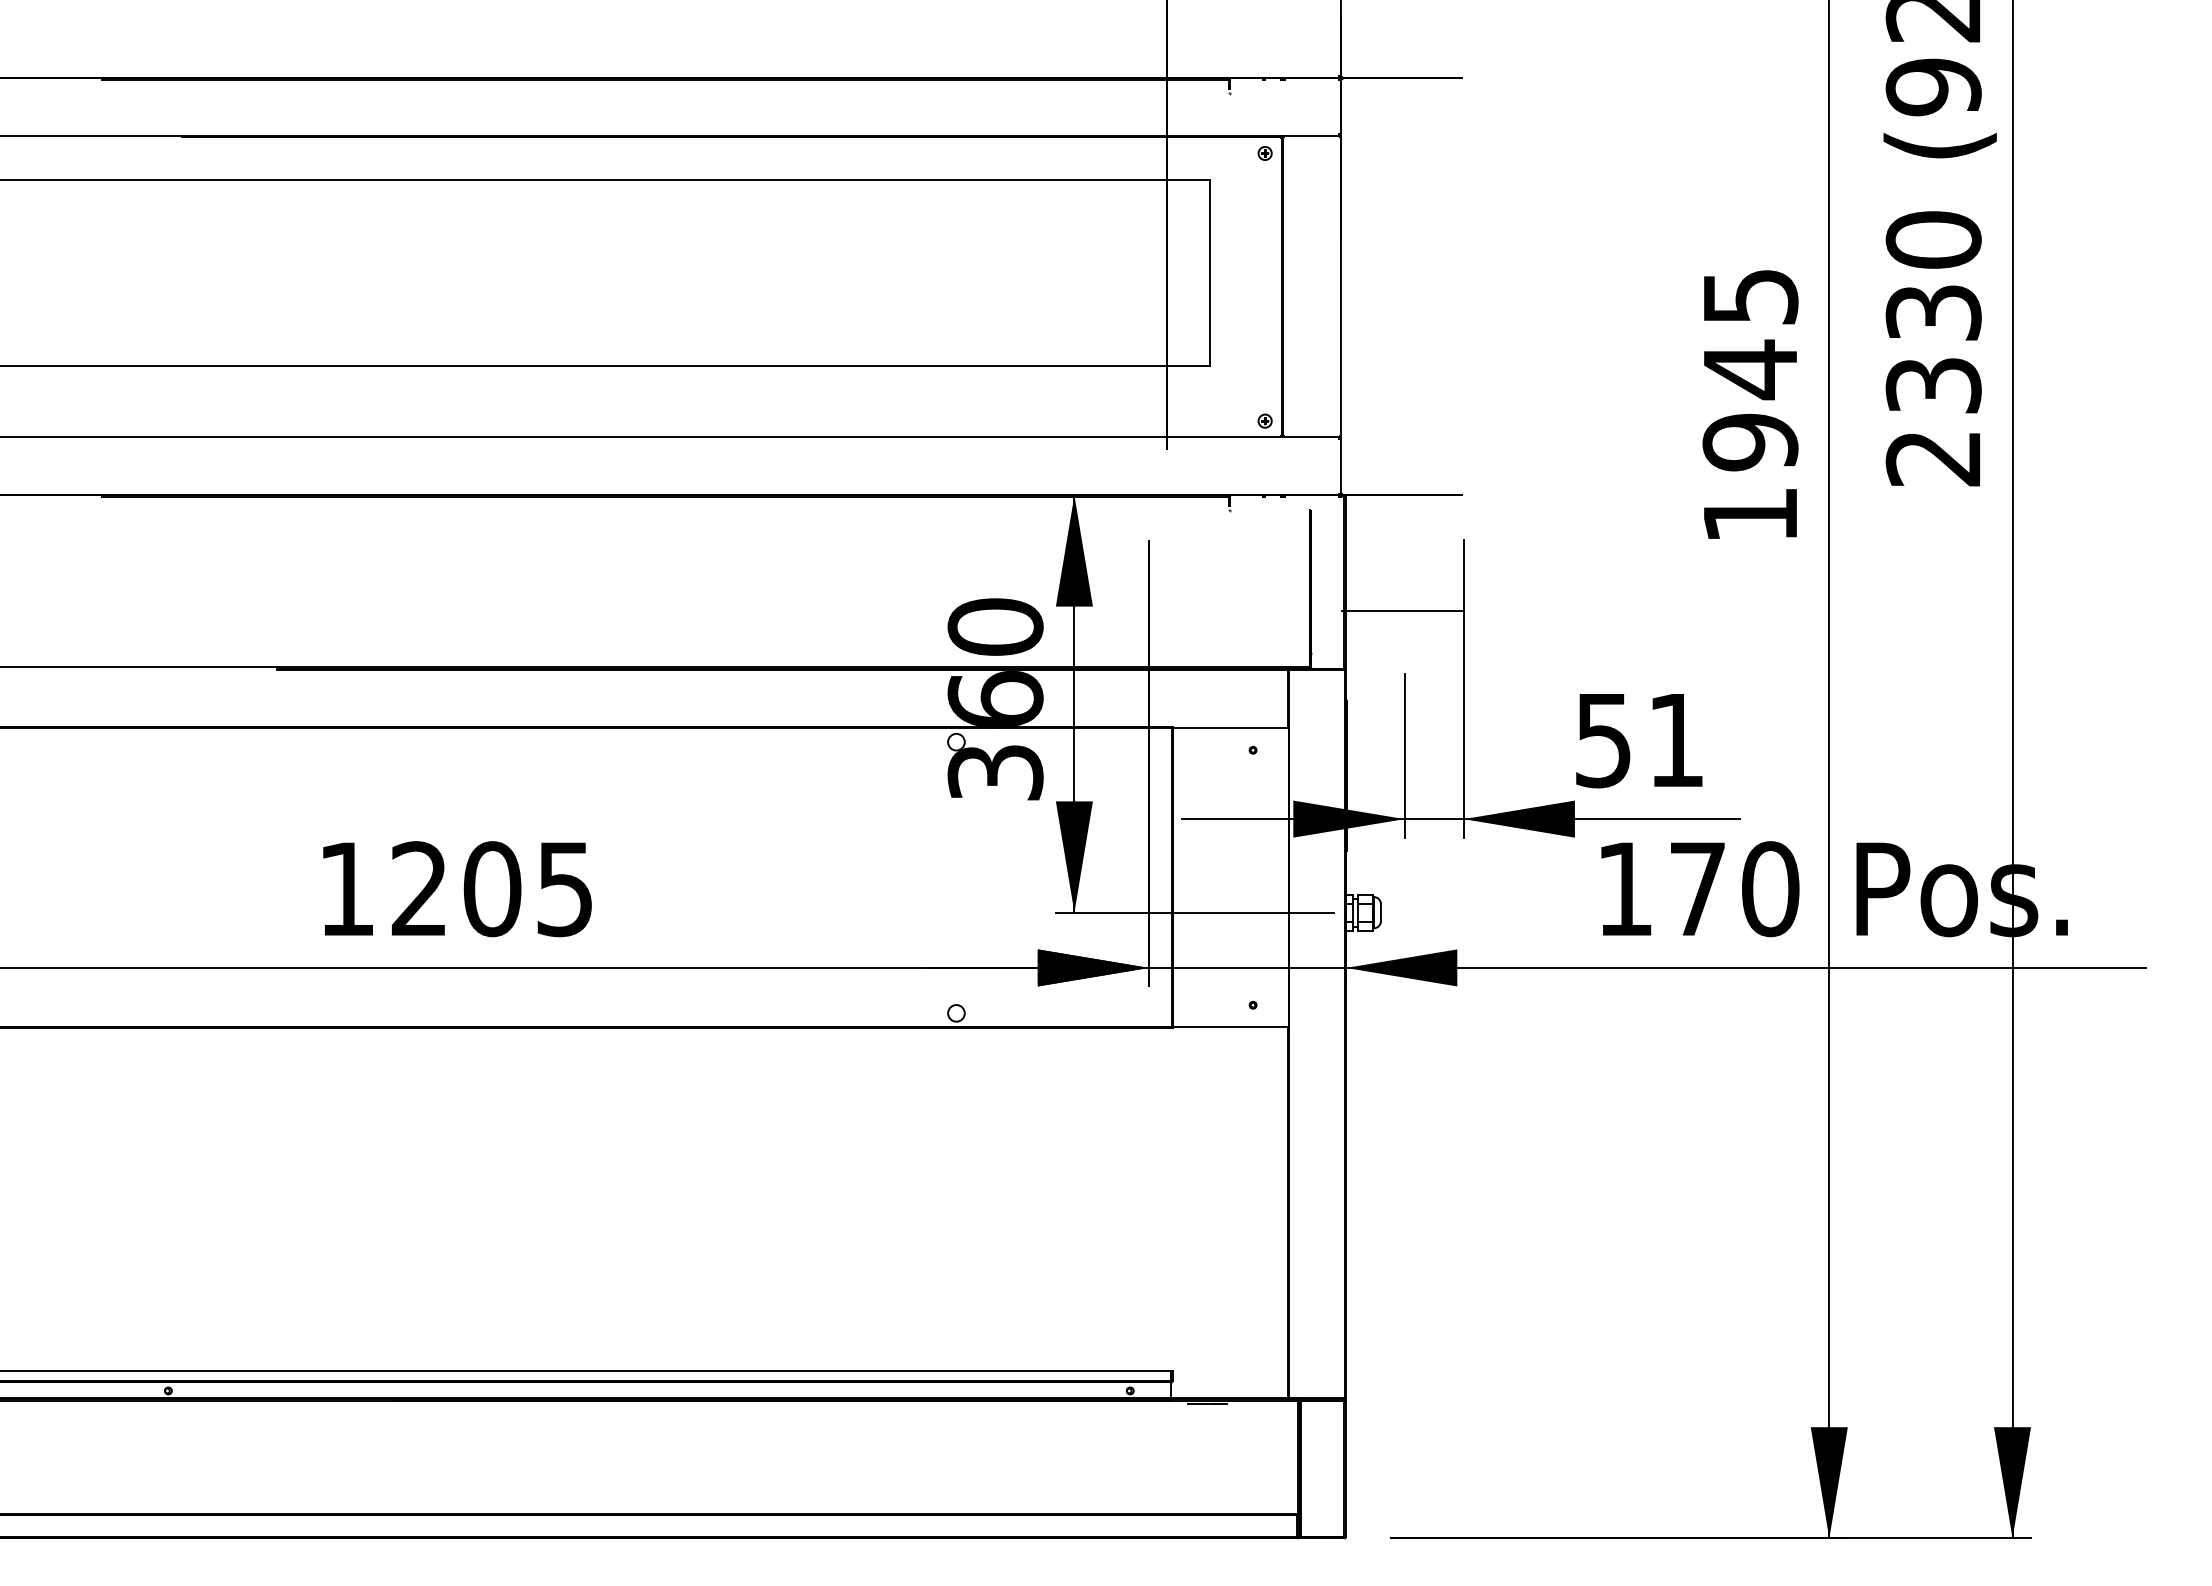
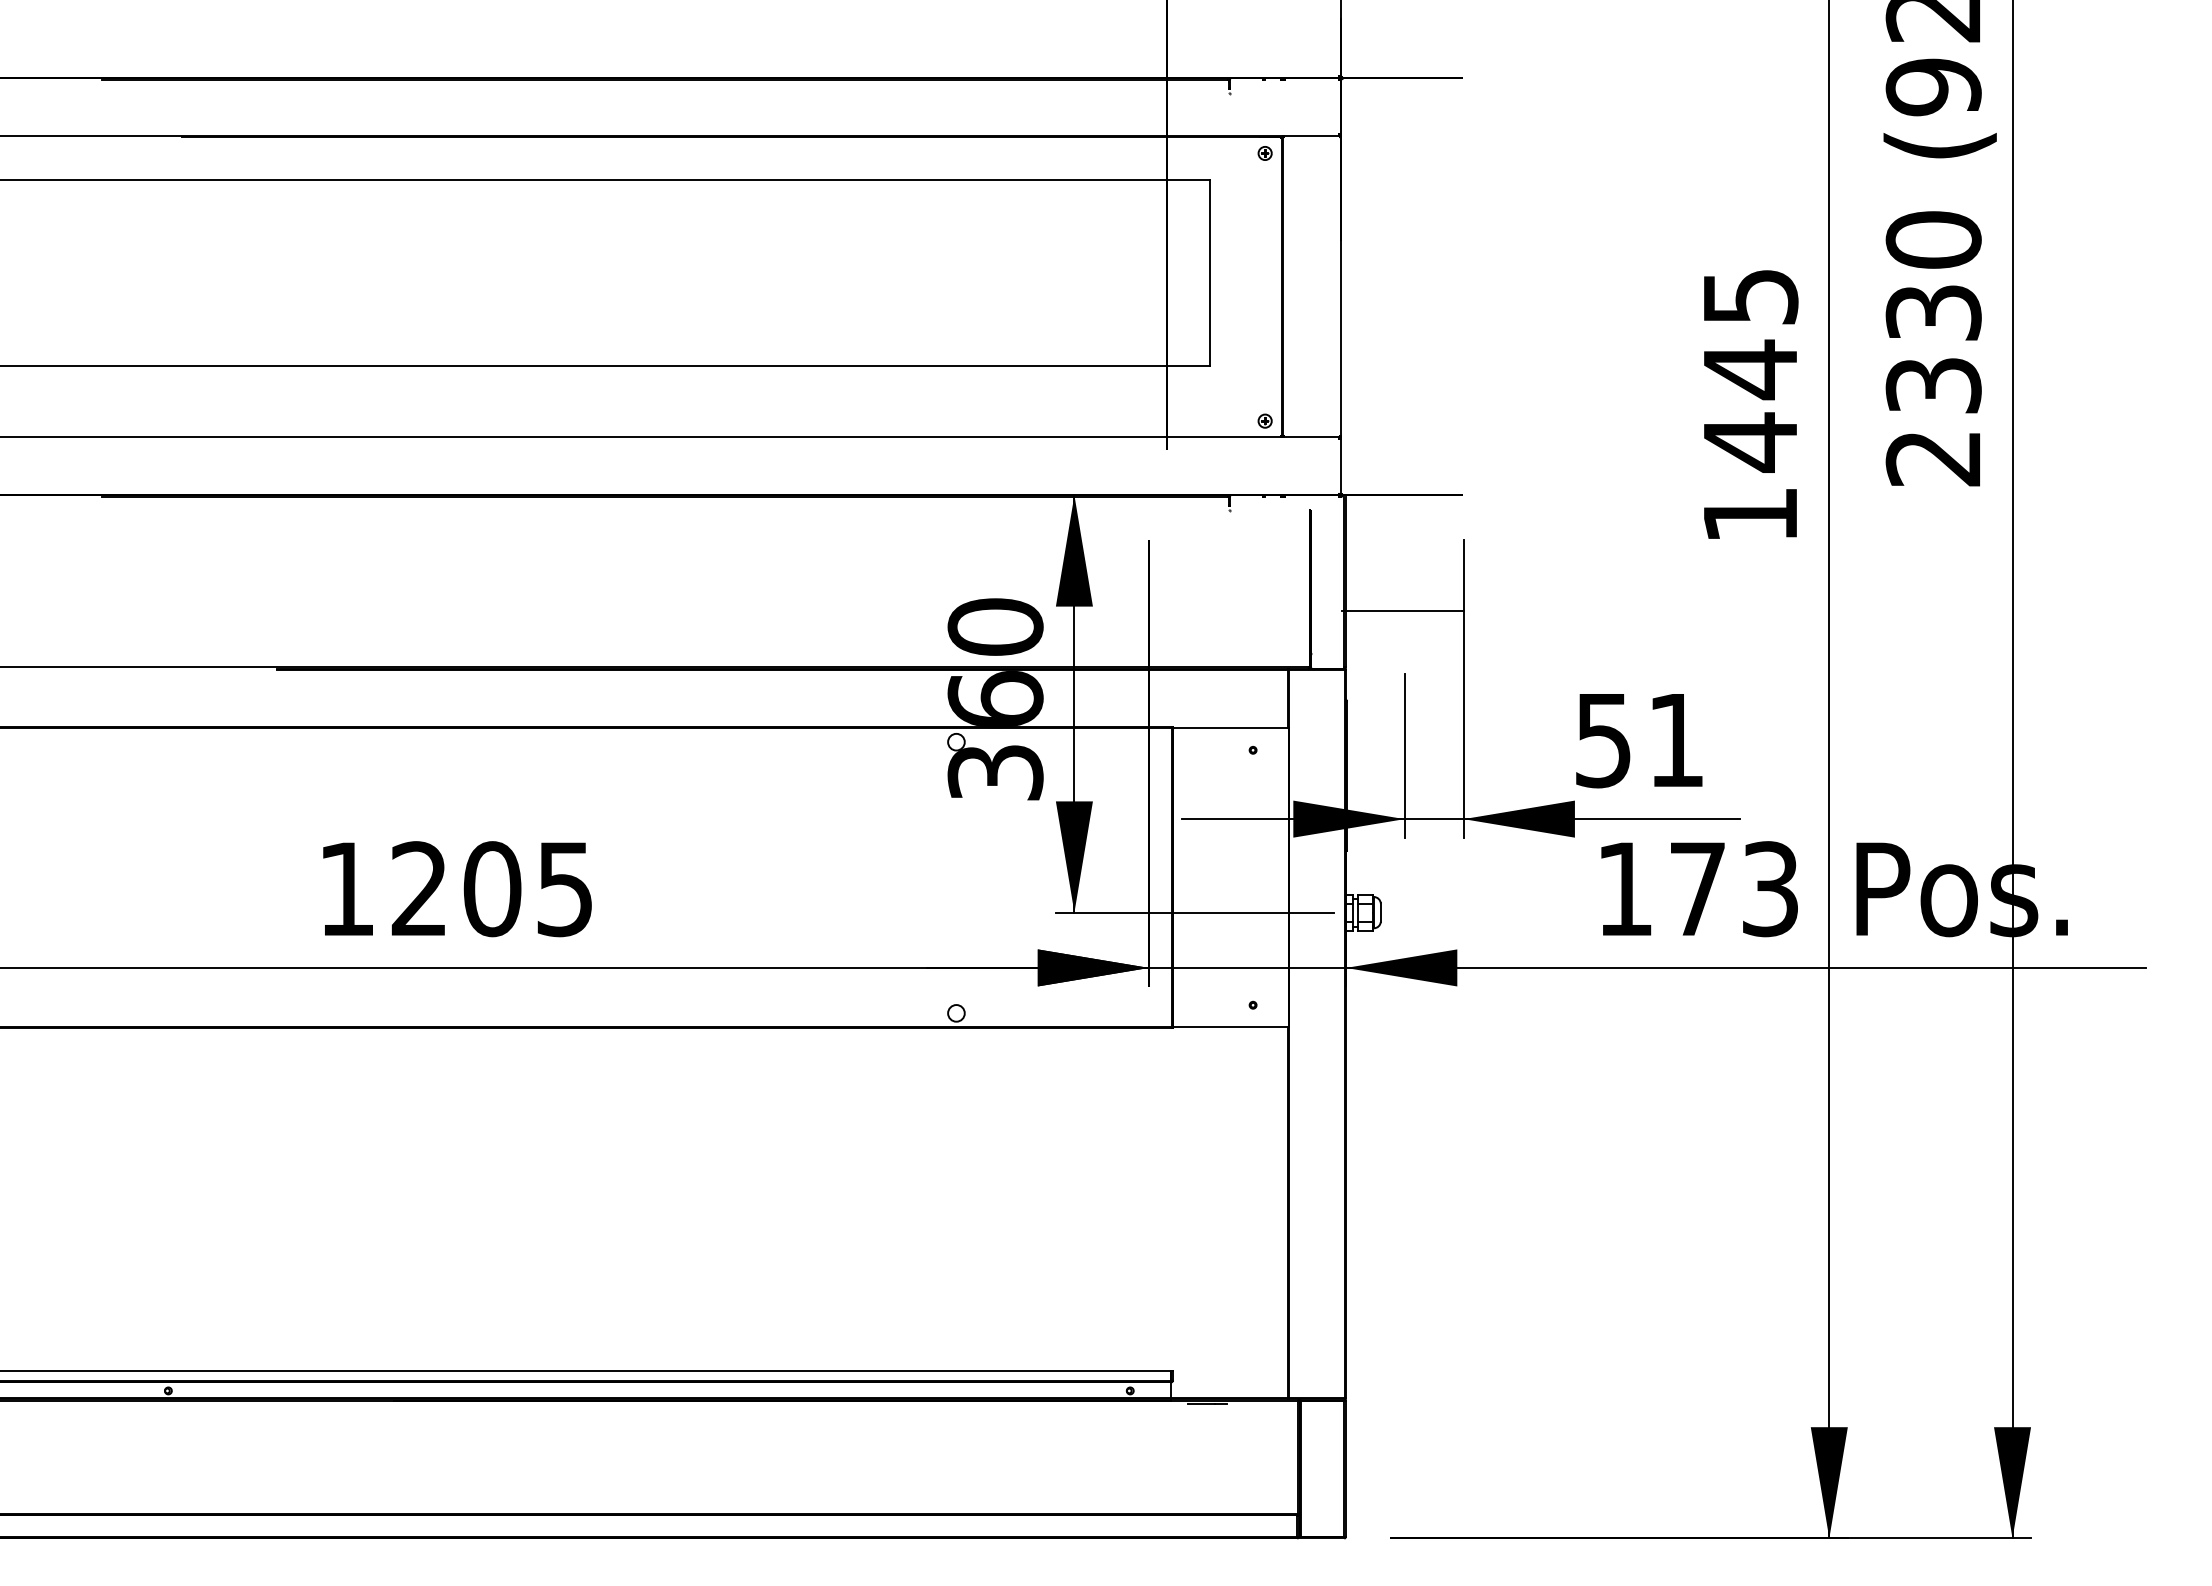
text: 1945 -> 1445 (1750, 442)
text: 170 -> 173 (1770, 889)
